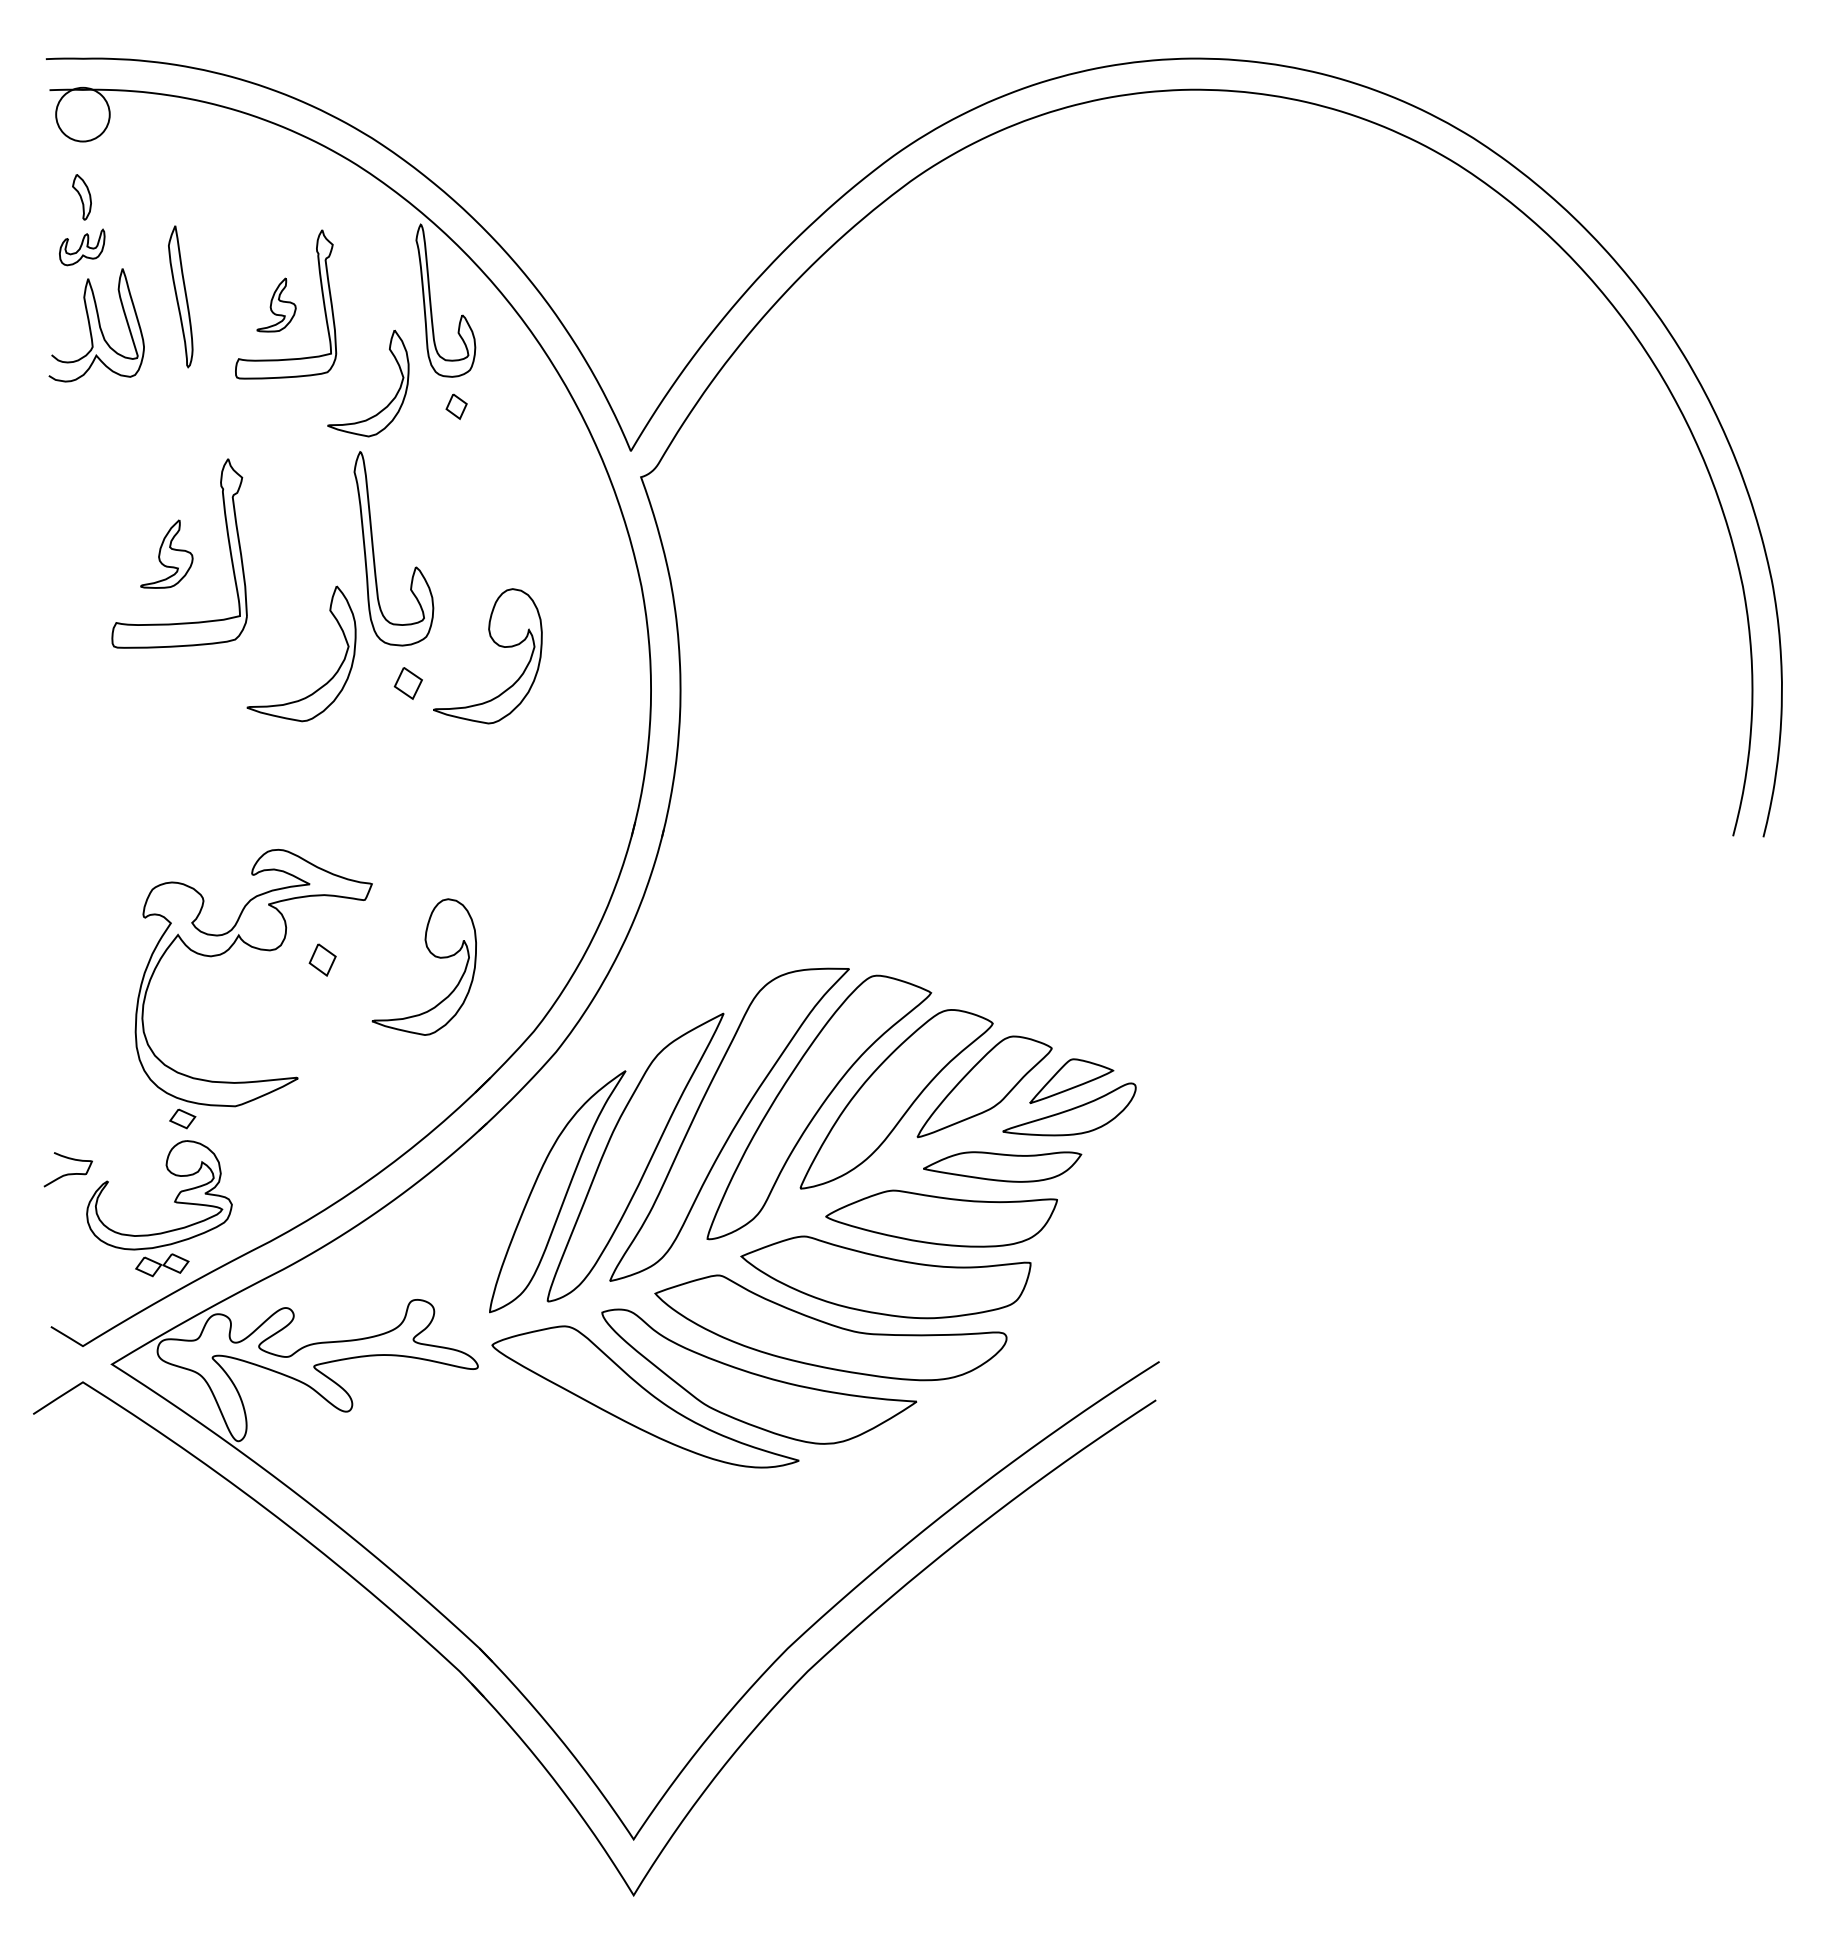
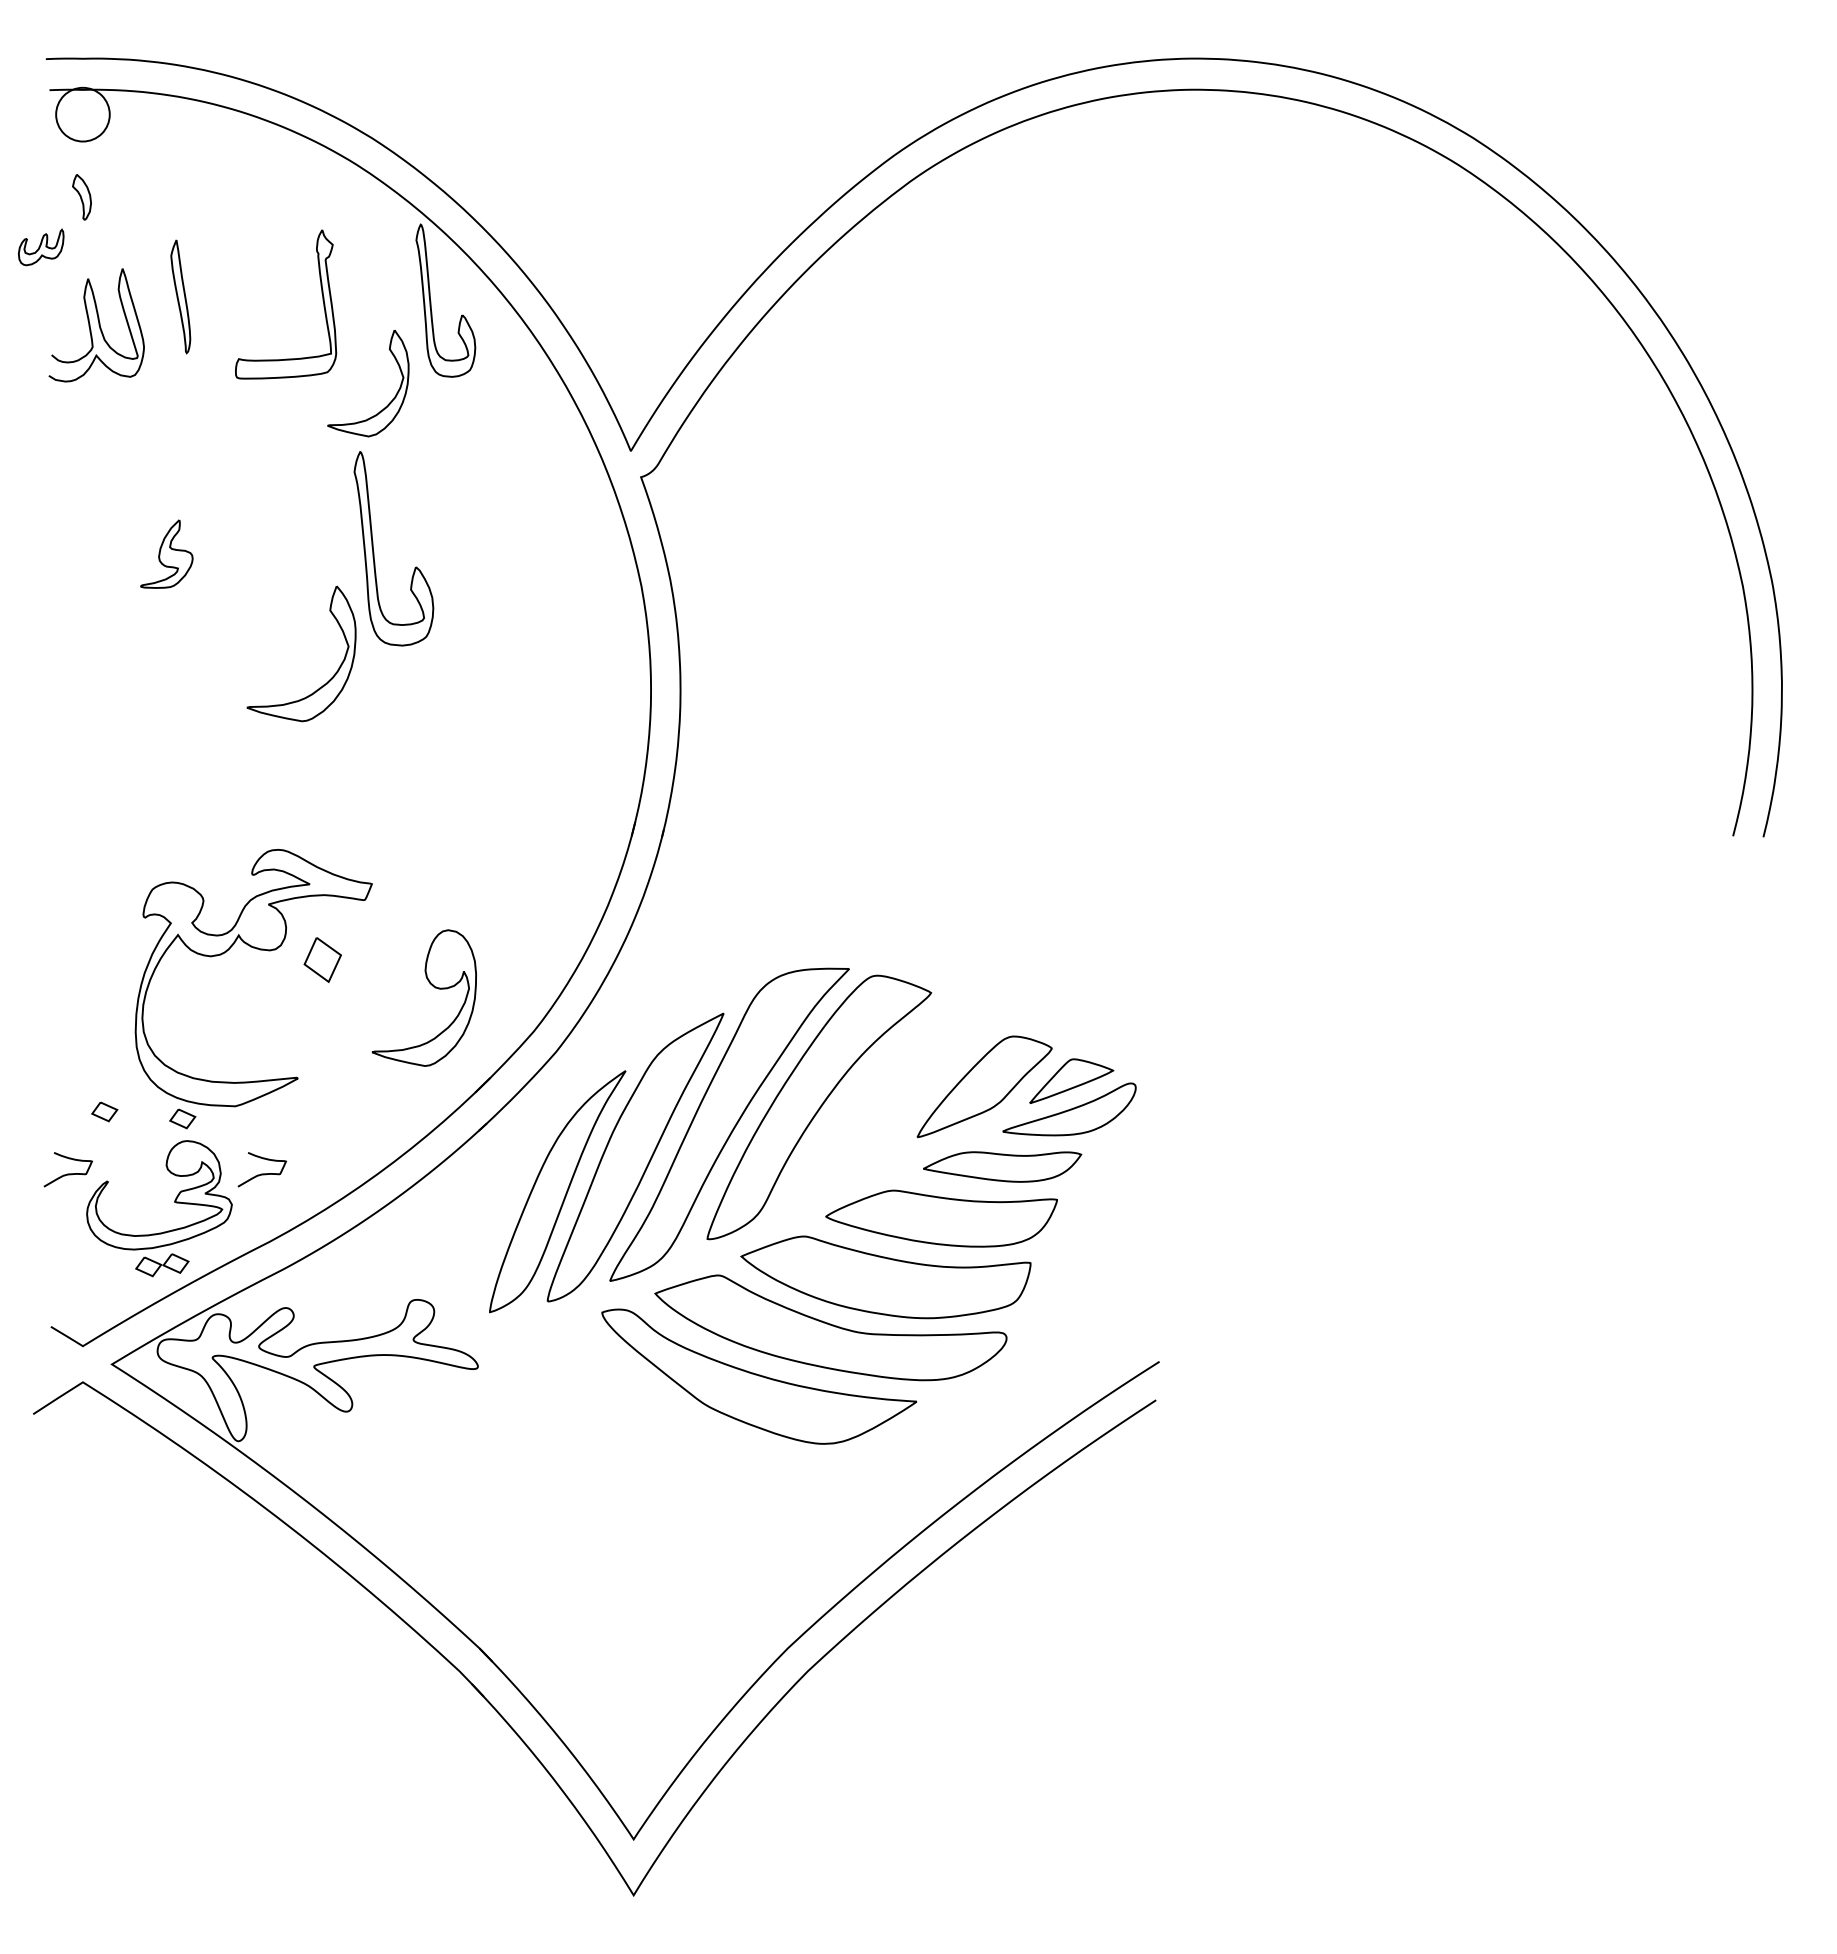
part position: (82, 247) -> (41, 247) (41, 247)
part size: 26x144 px -> 22x116 px (180, 296)
part: present -> none (276, 304)
part: present -> none (456, 406)
part: present -> none (228, 545)
part: present -> none (494, 643)
part: present -> none (407, 683)
part position: (433, 956) -> (433, 987) (433, 987)
part size: 29x34 px -> 39x46 px (322, 959)
part: present -> none (896, 1099)
part: none -> present (104, 1111)
curve: none -> present (261, 1173)
part: present -> none (645, 1396)
